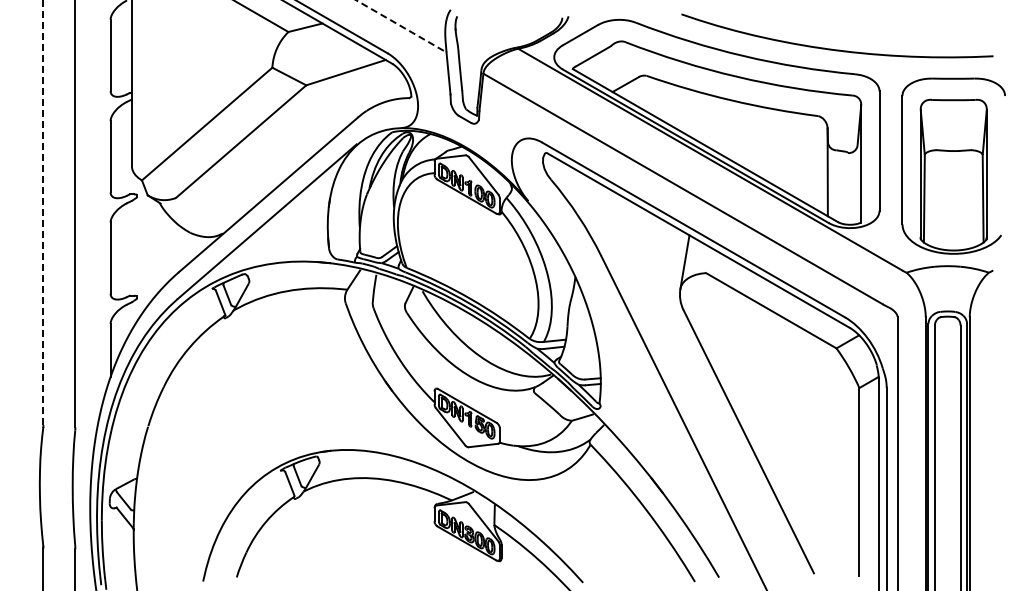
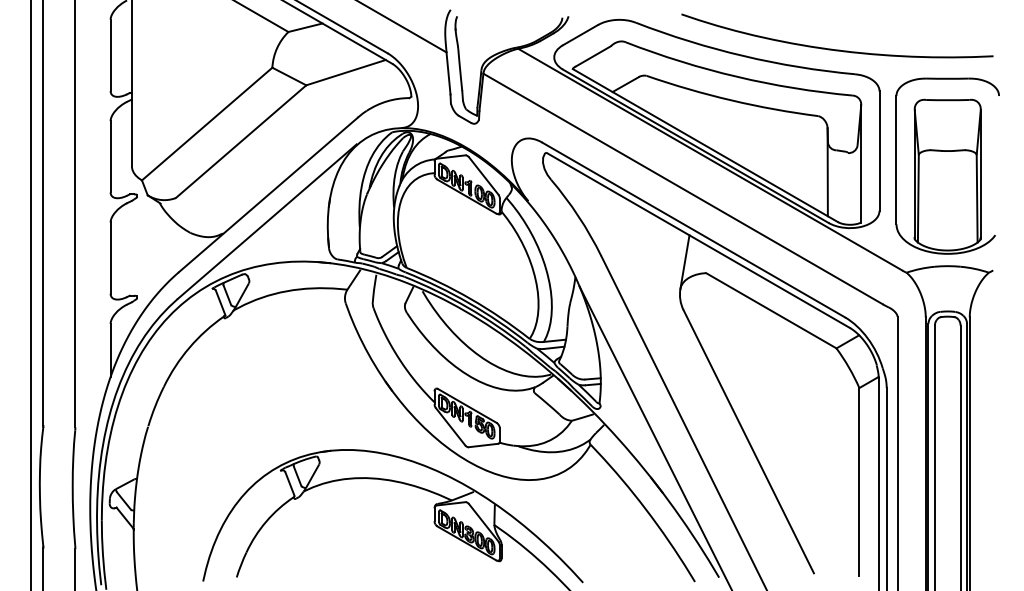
line: dashed -> solid (401, 26)
part position: (953, 165) -> (947, 165) (947, 165)
line: dashed -> solid (43, 213)
line: none -> present (30, 294)
line: none -> present (654, 436)
